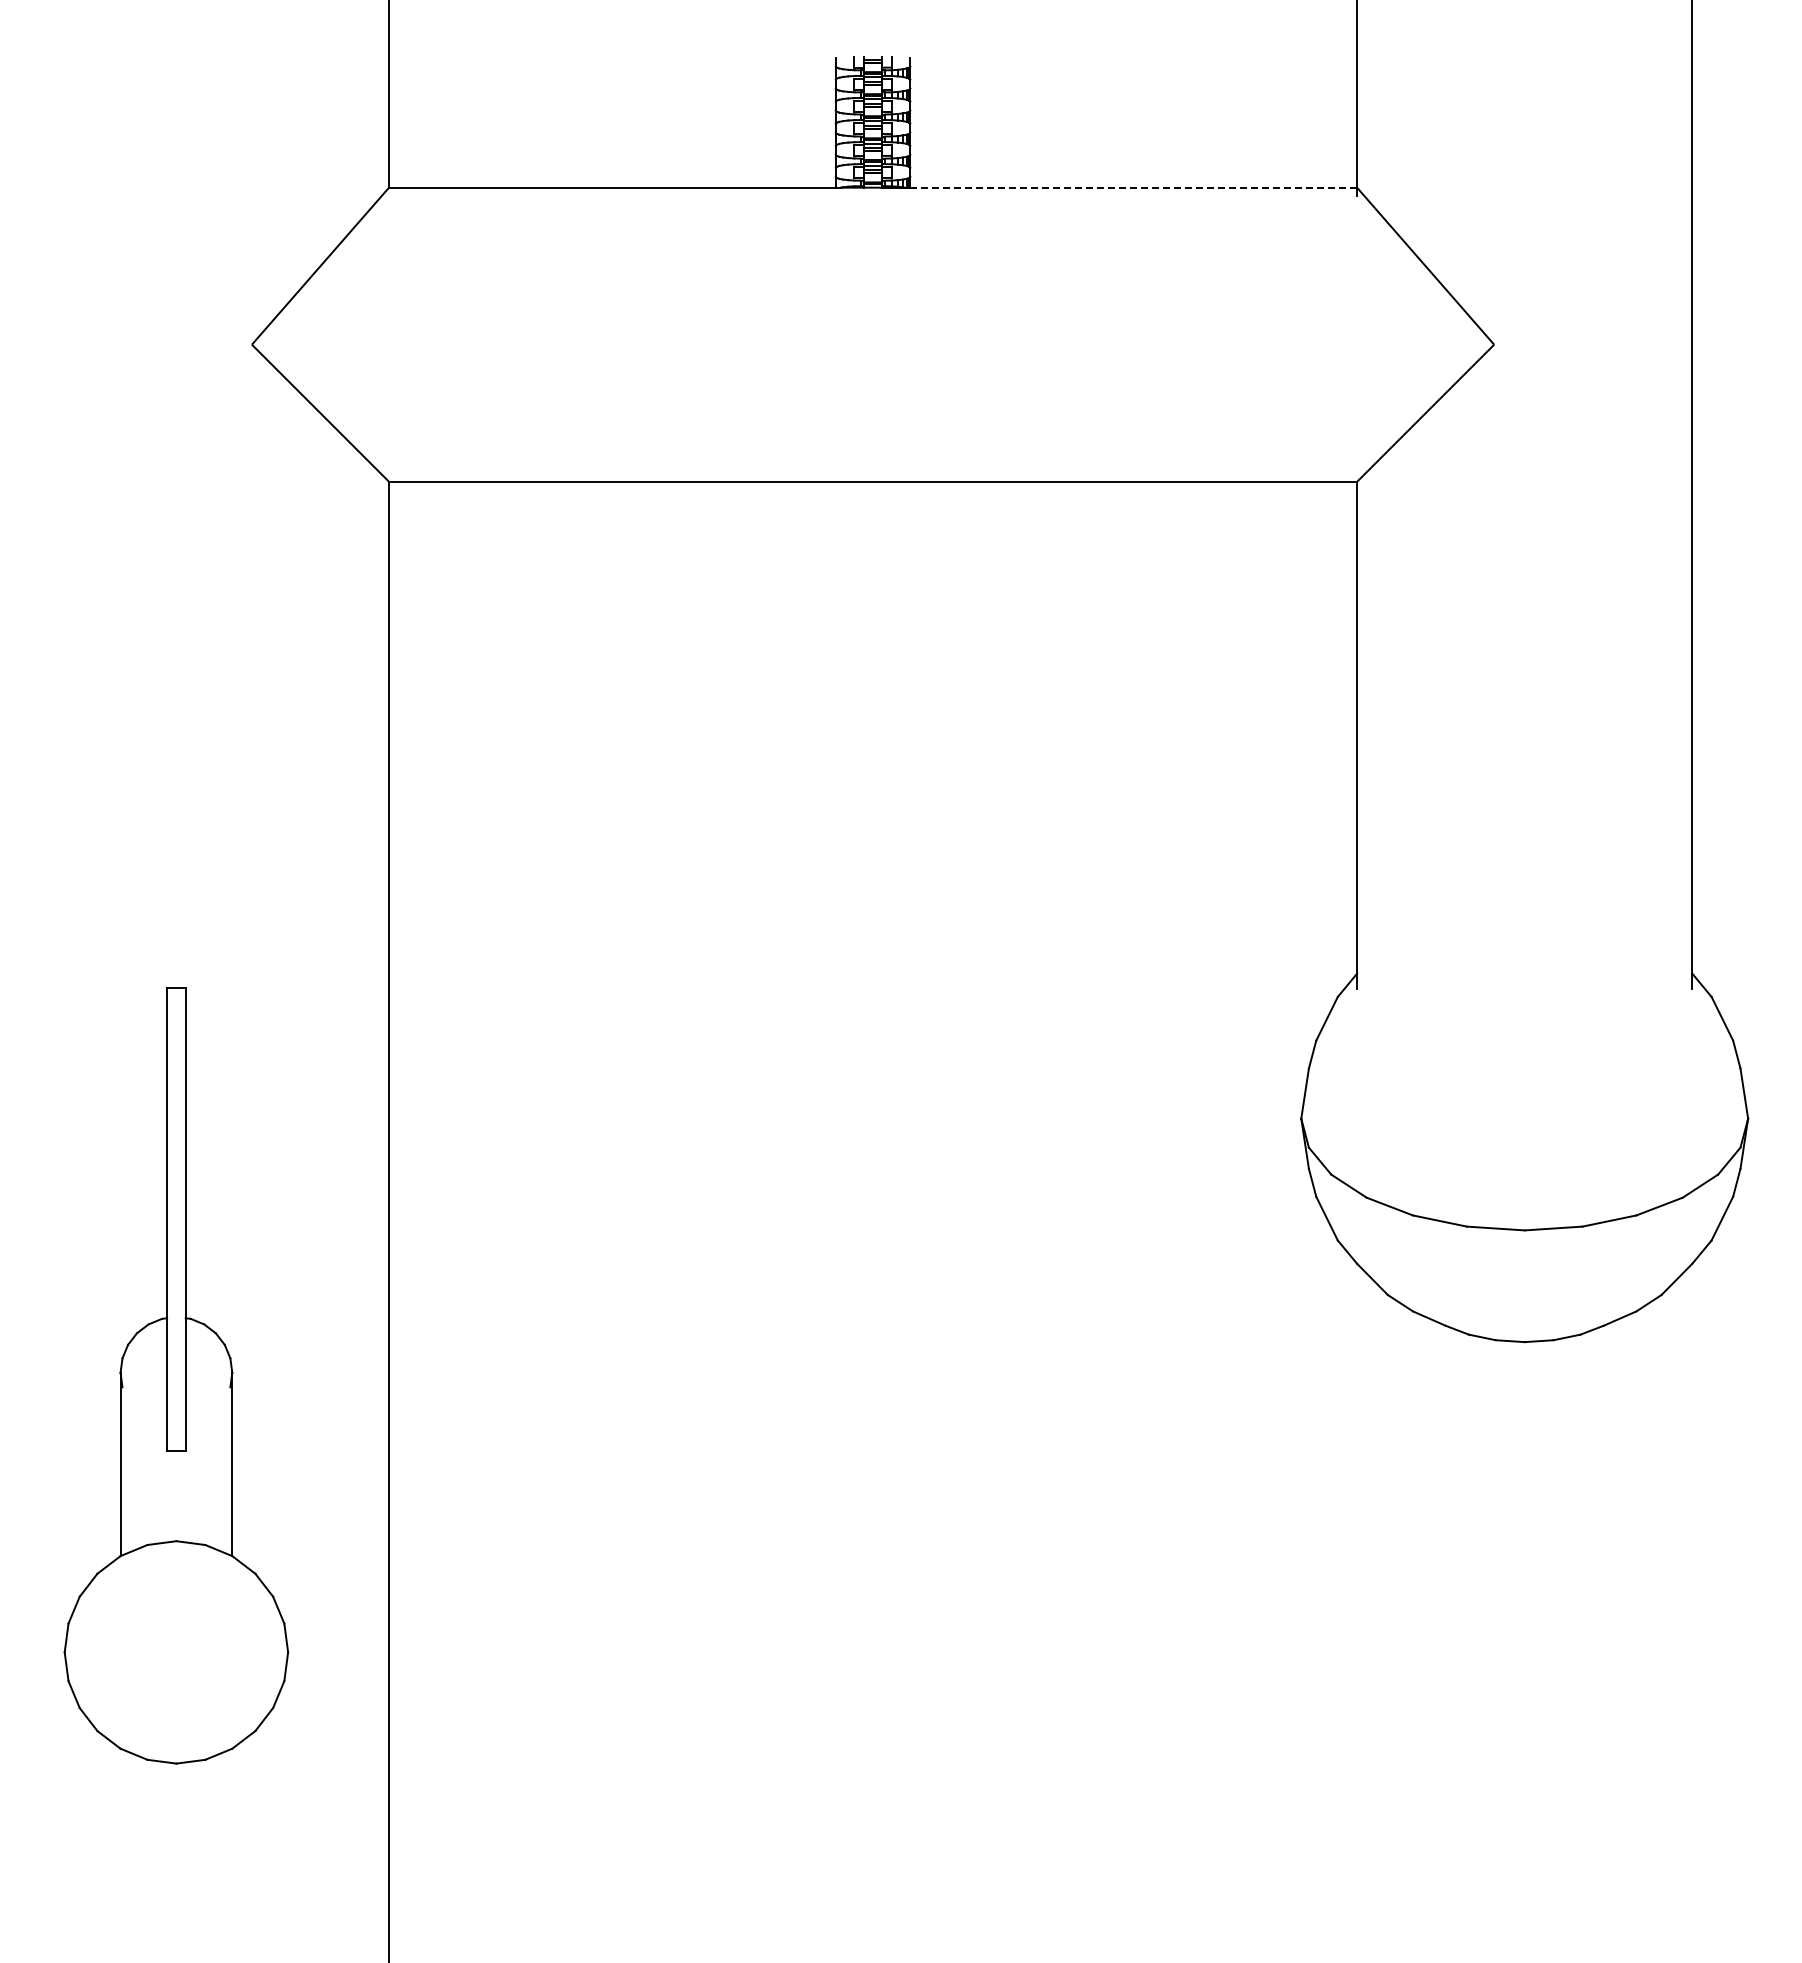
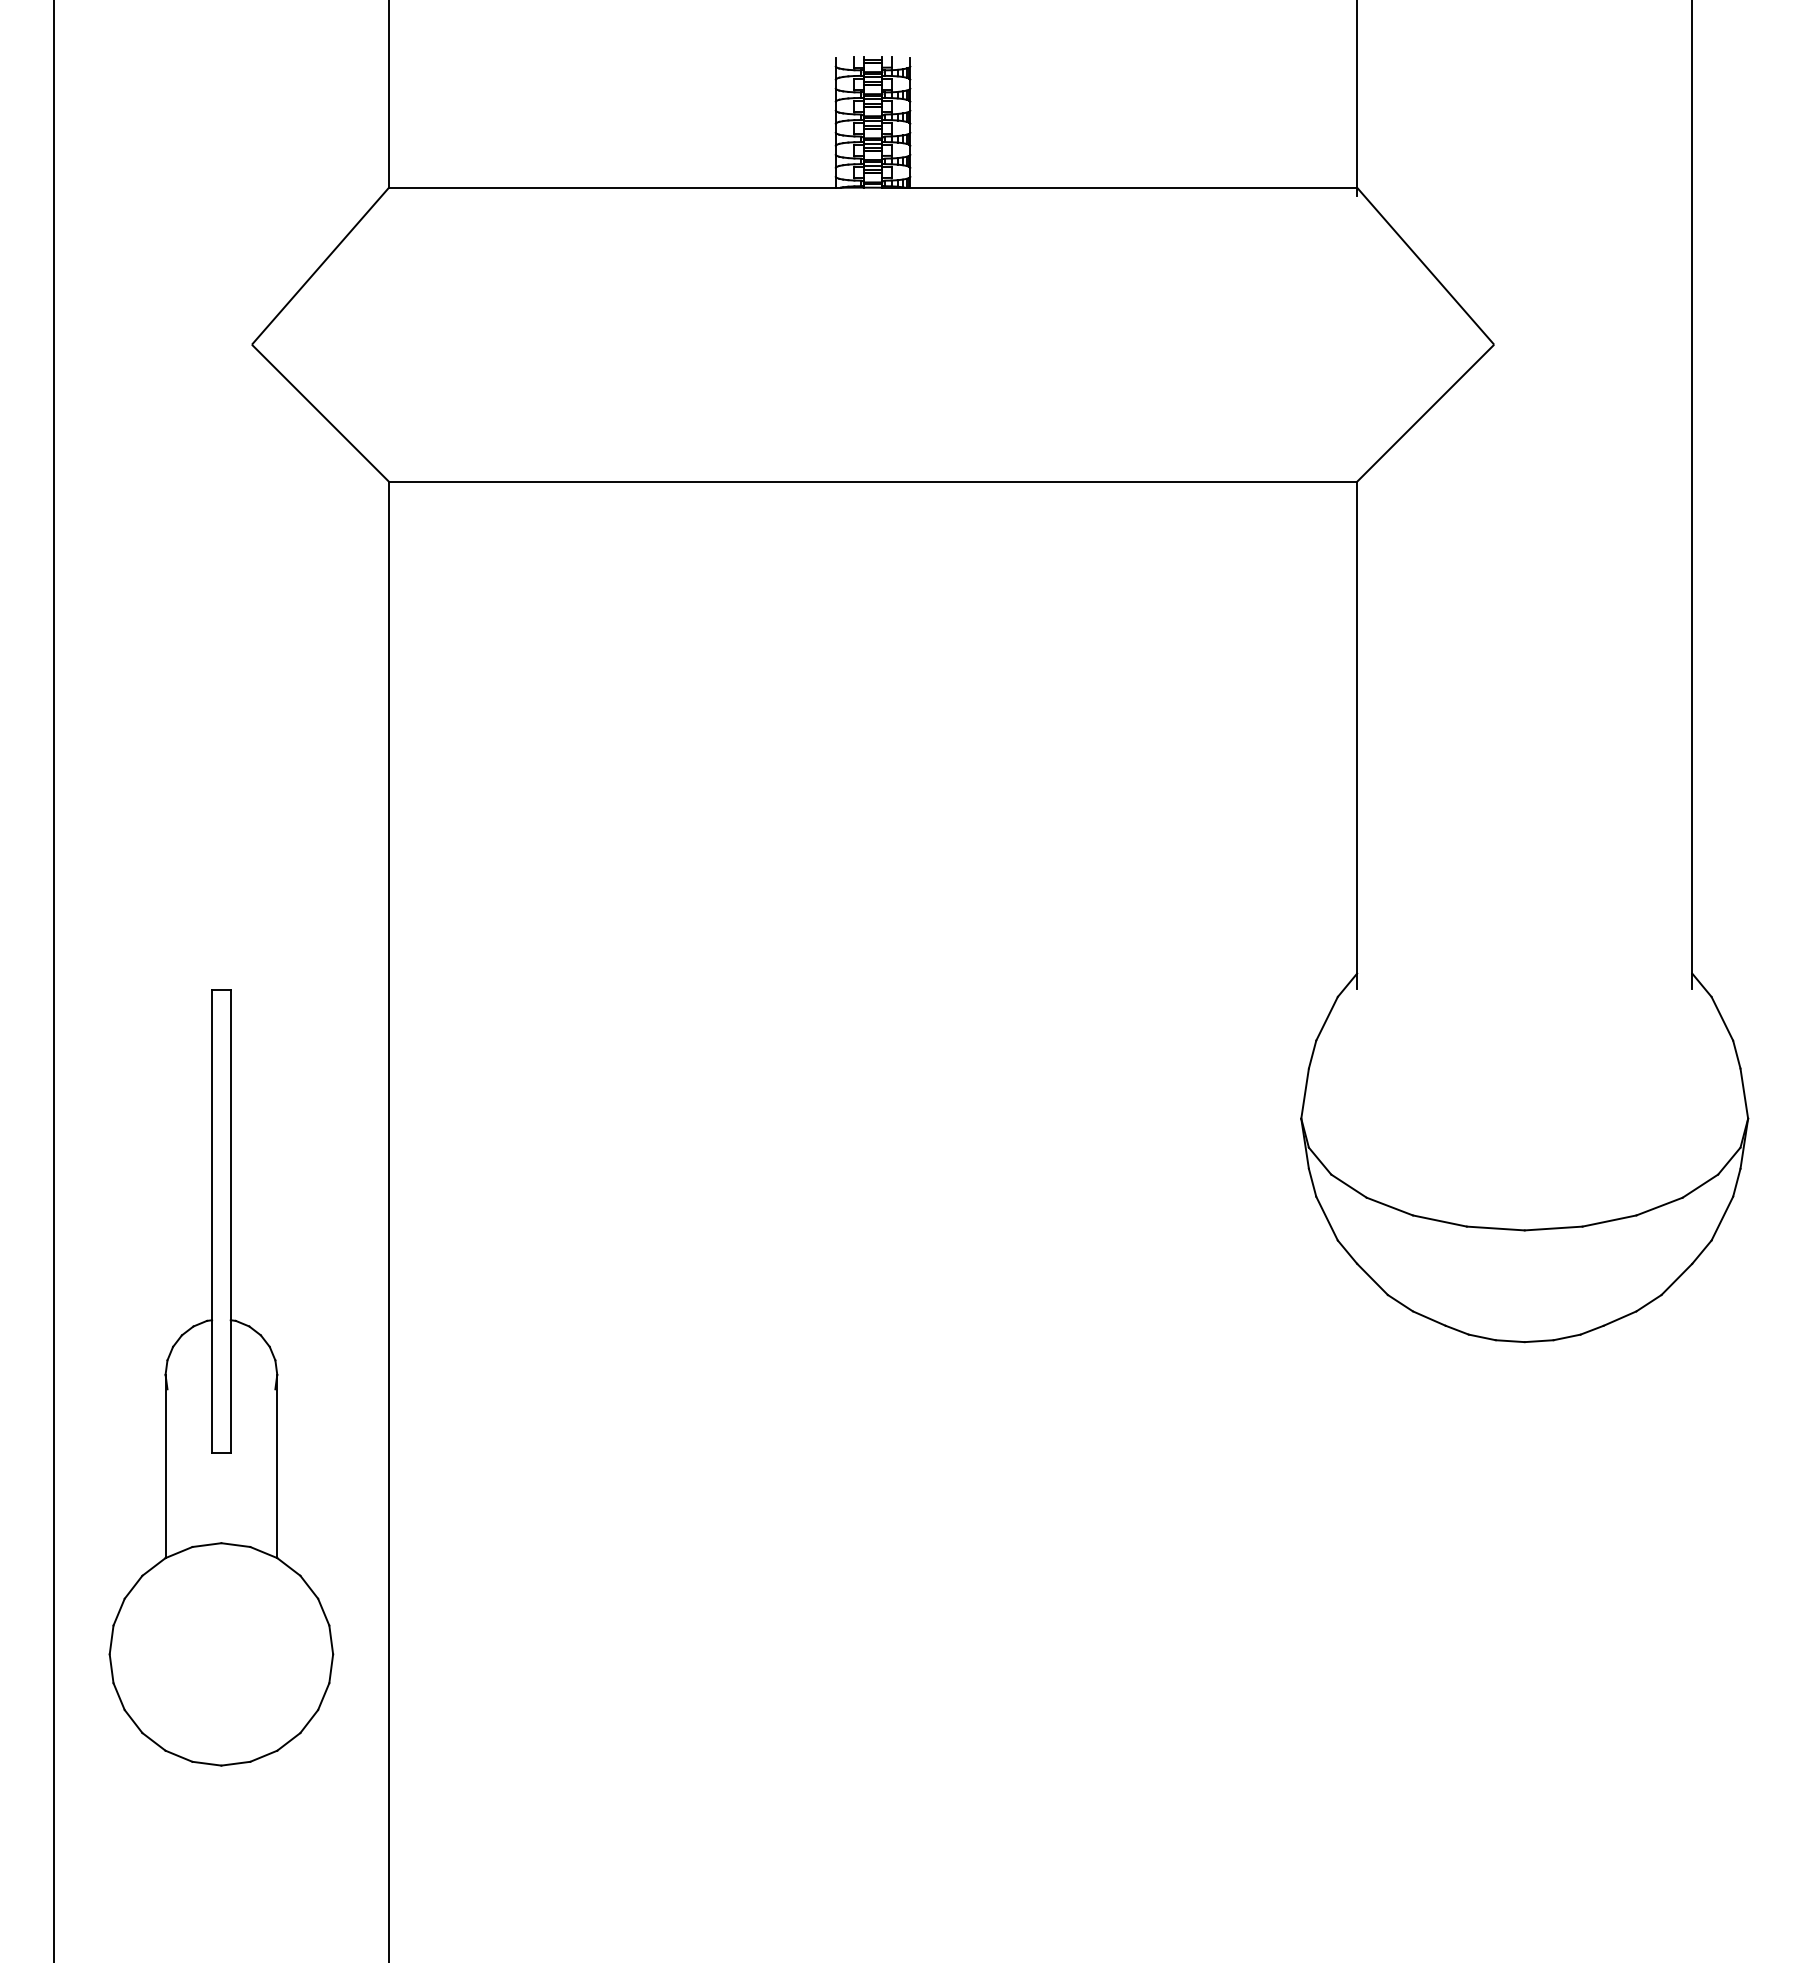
line: dashed -> solid (1134, 187)
line: none -> present (53, 980)
part position: (176, 1375) -> (221, 1377) (221, 1377)
